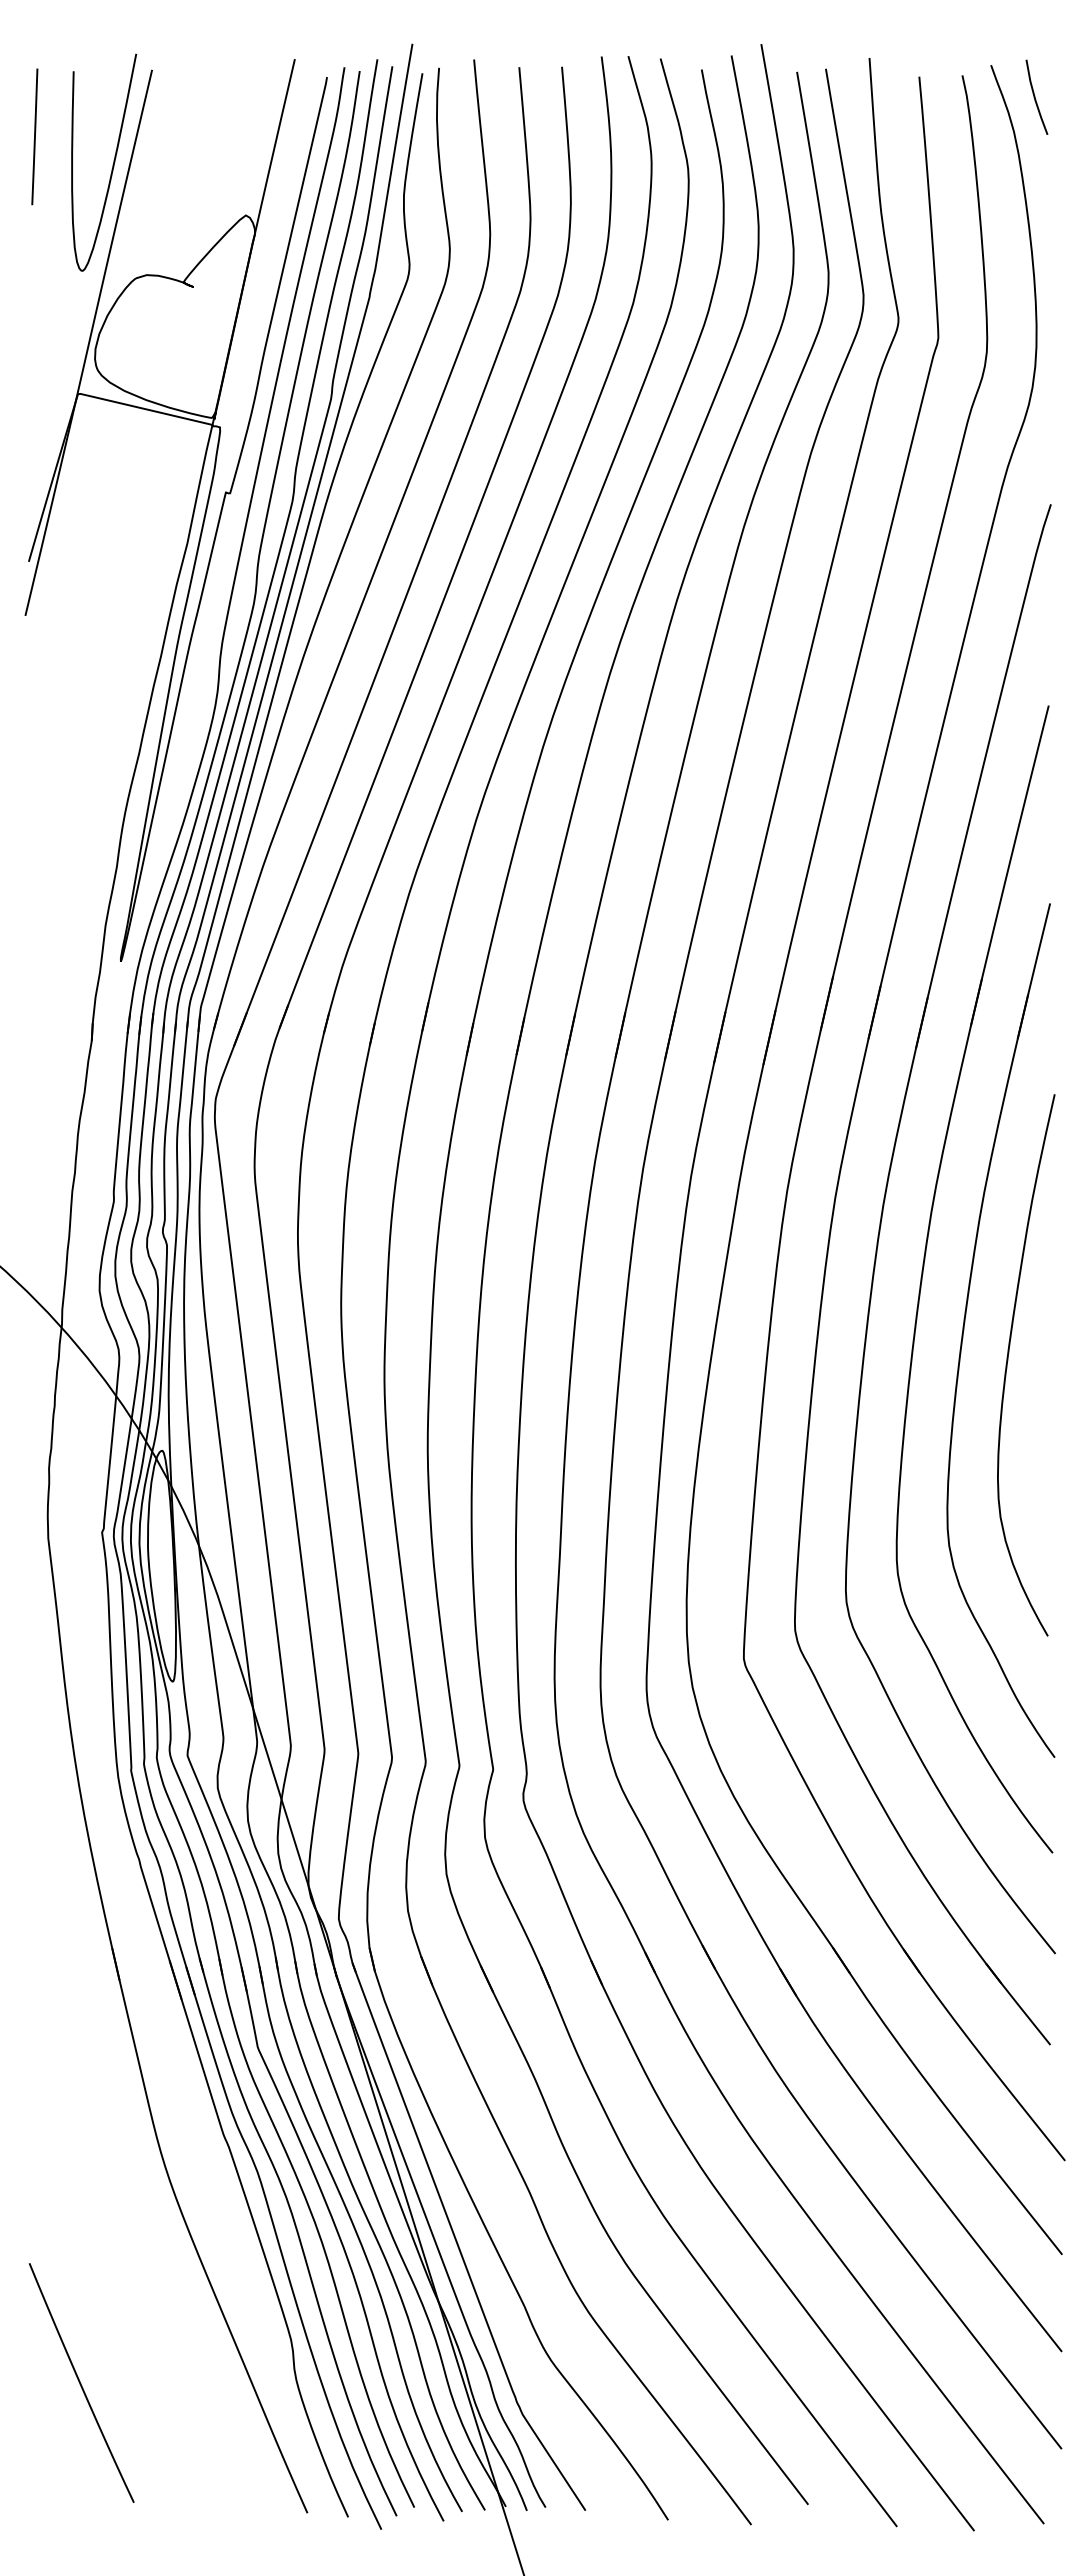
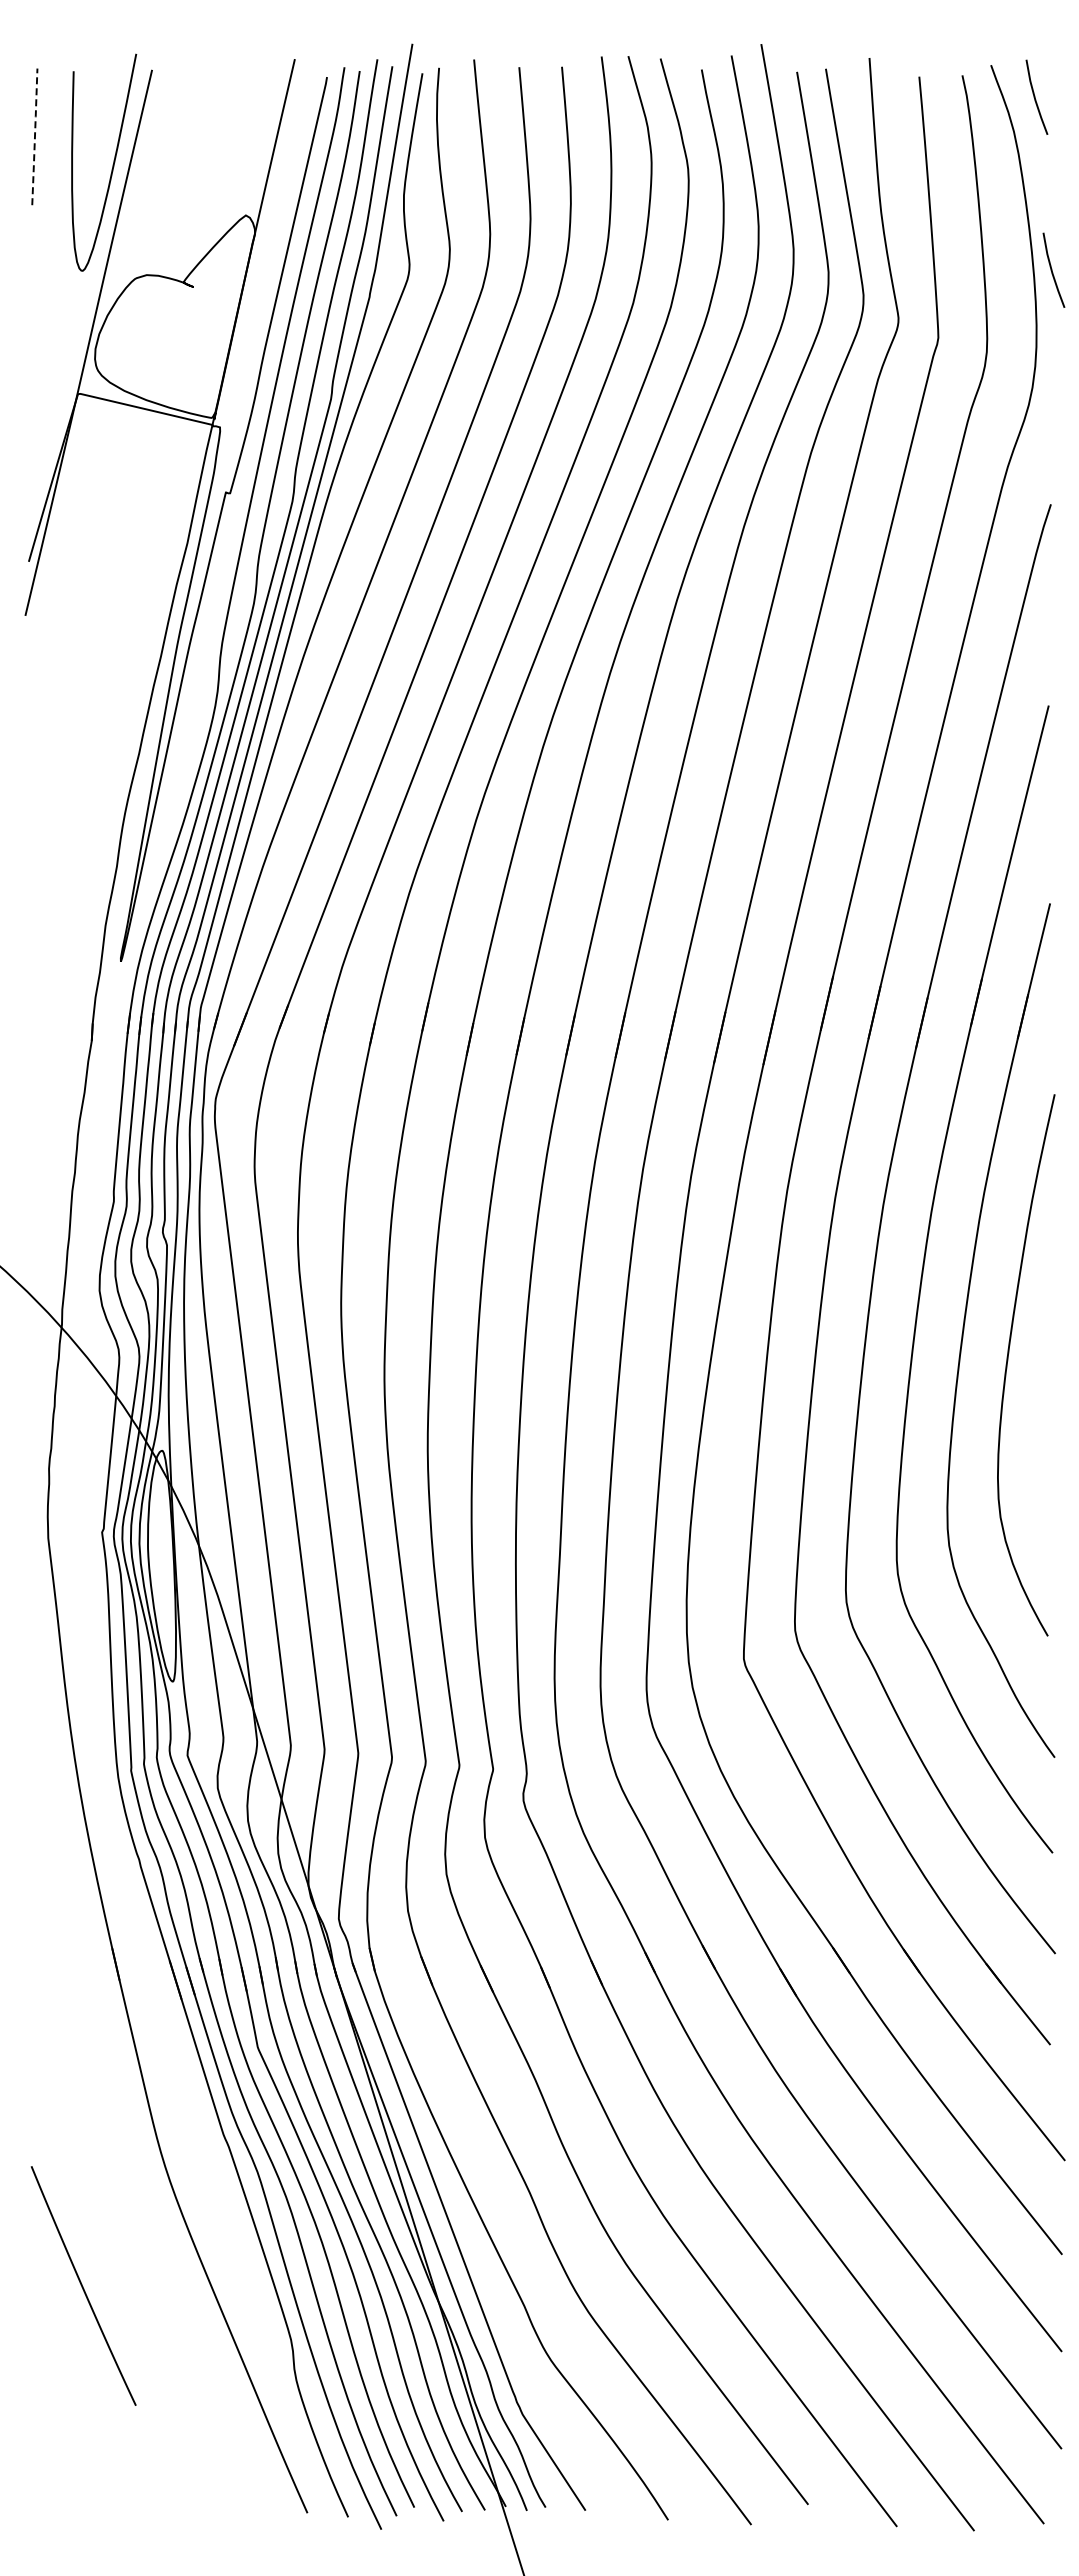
line: solid -> dashed (34, 136)
line: none -> present (1052, 269)
curve position: (80, 2382) -> (82, 2285) (82, 2285)
